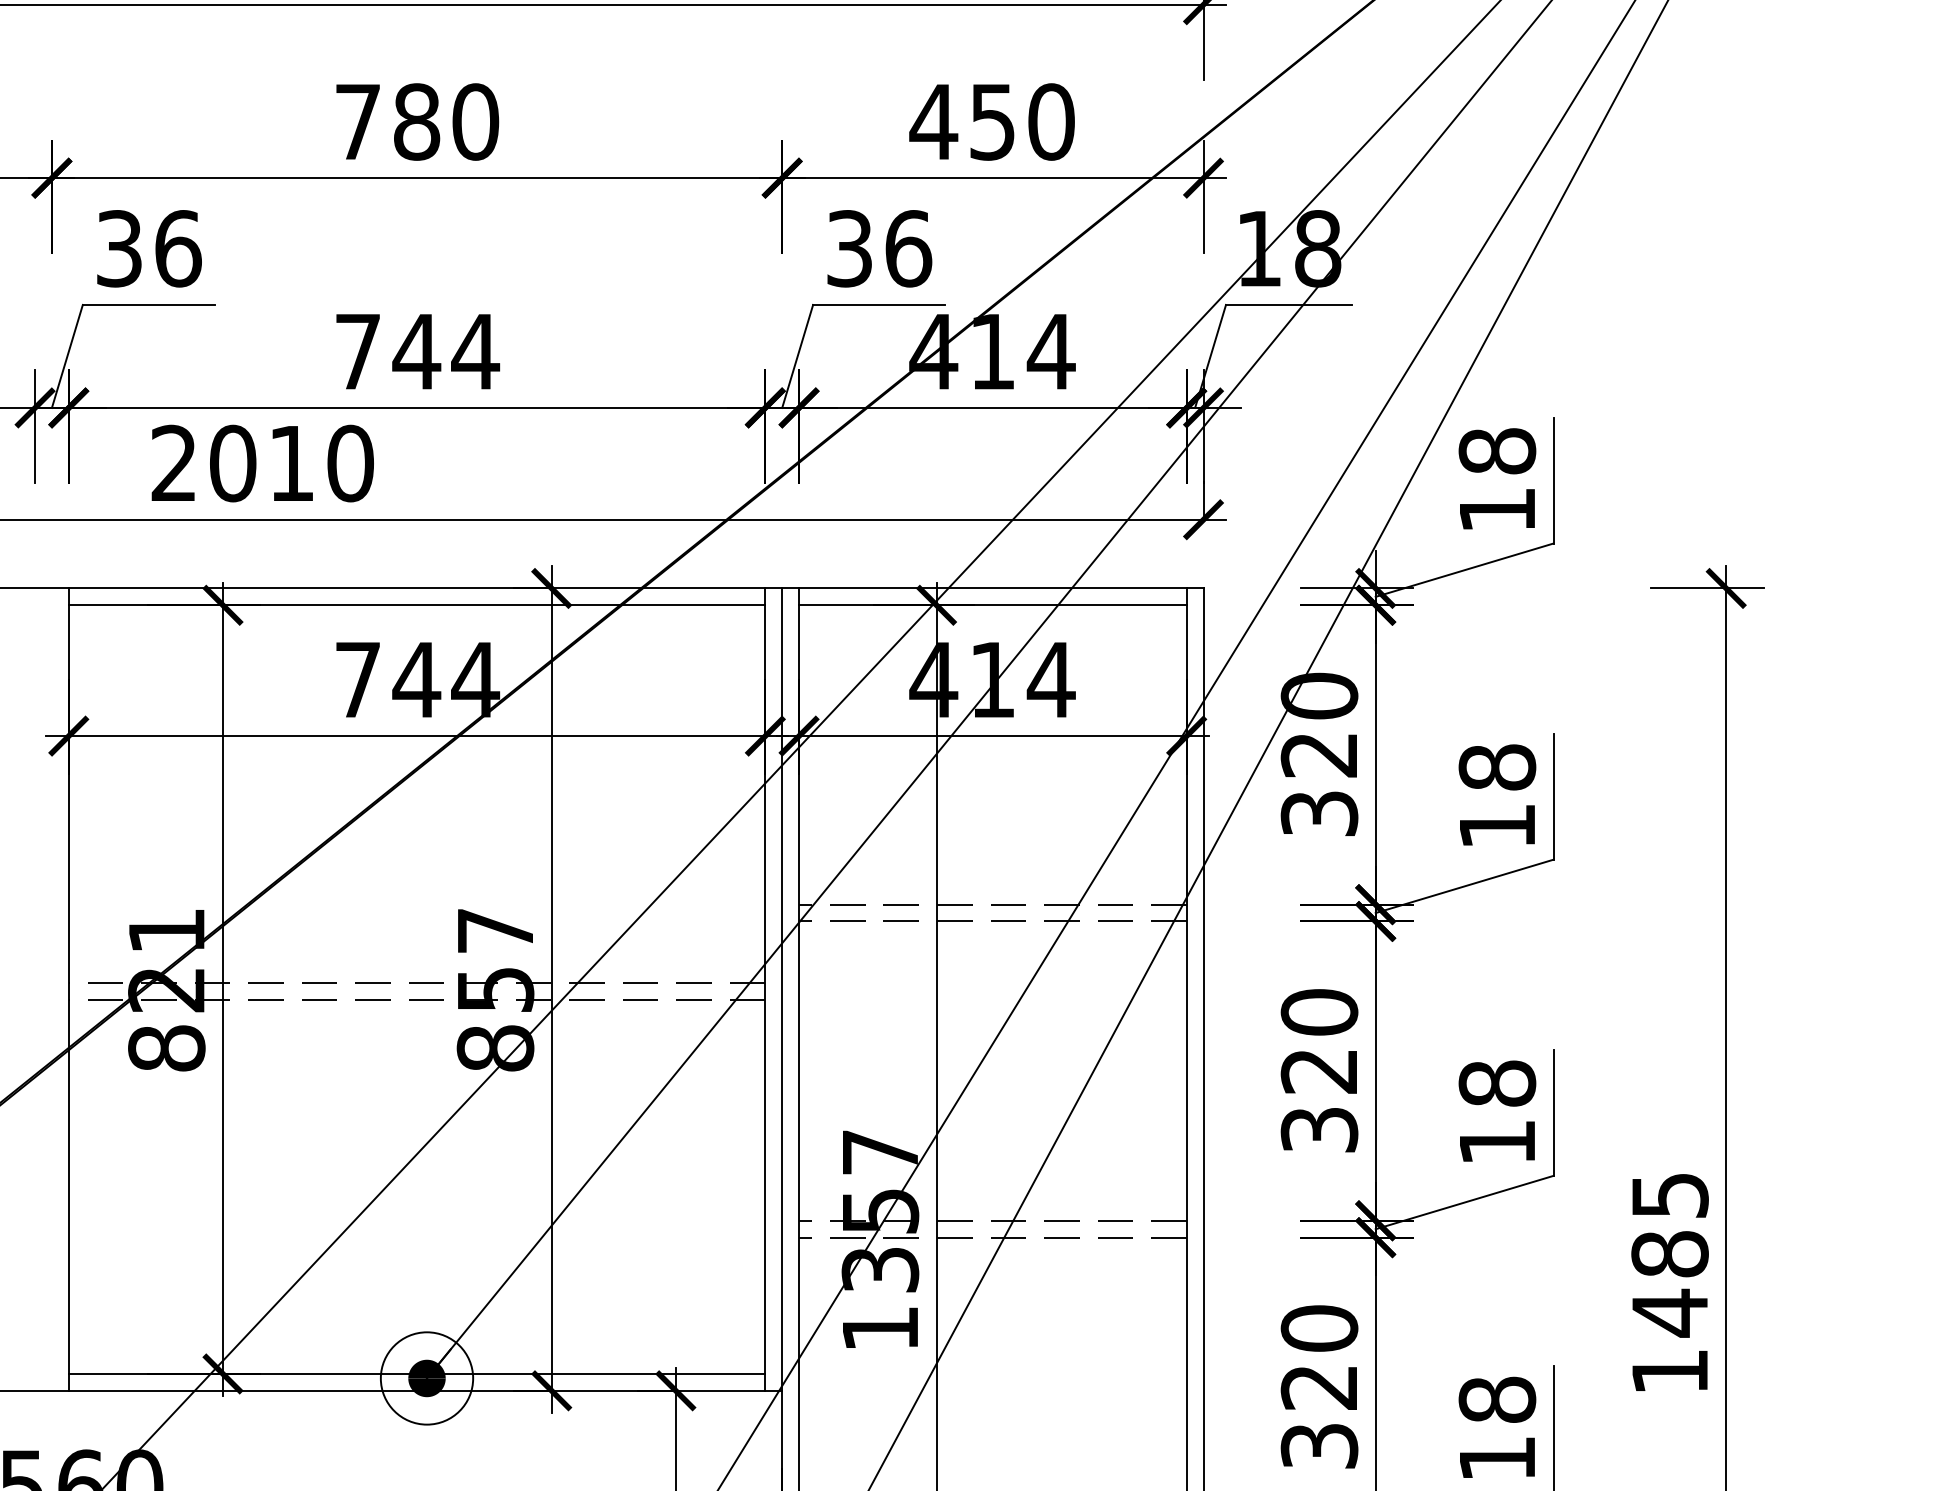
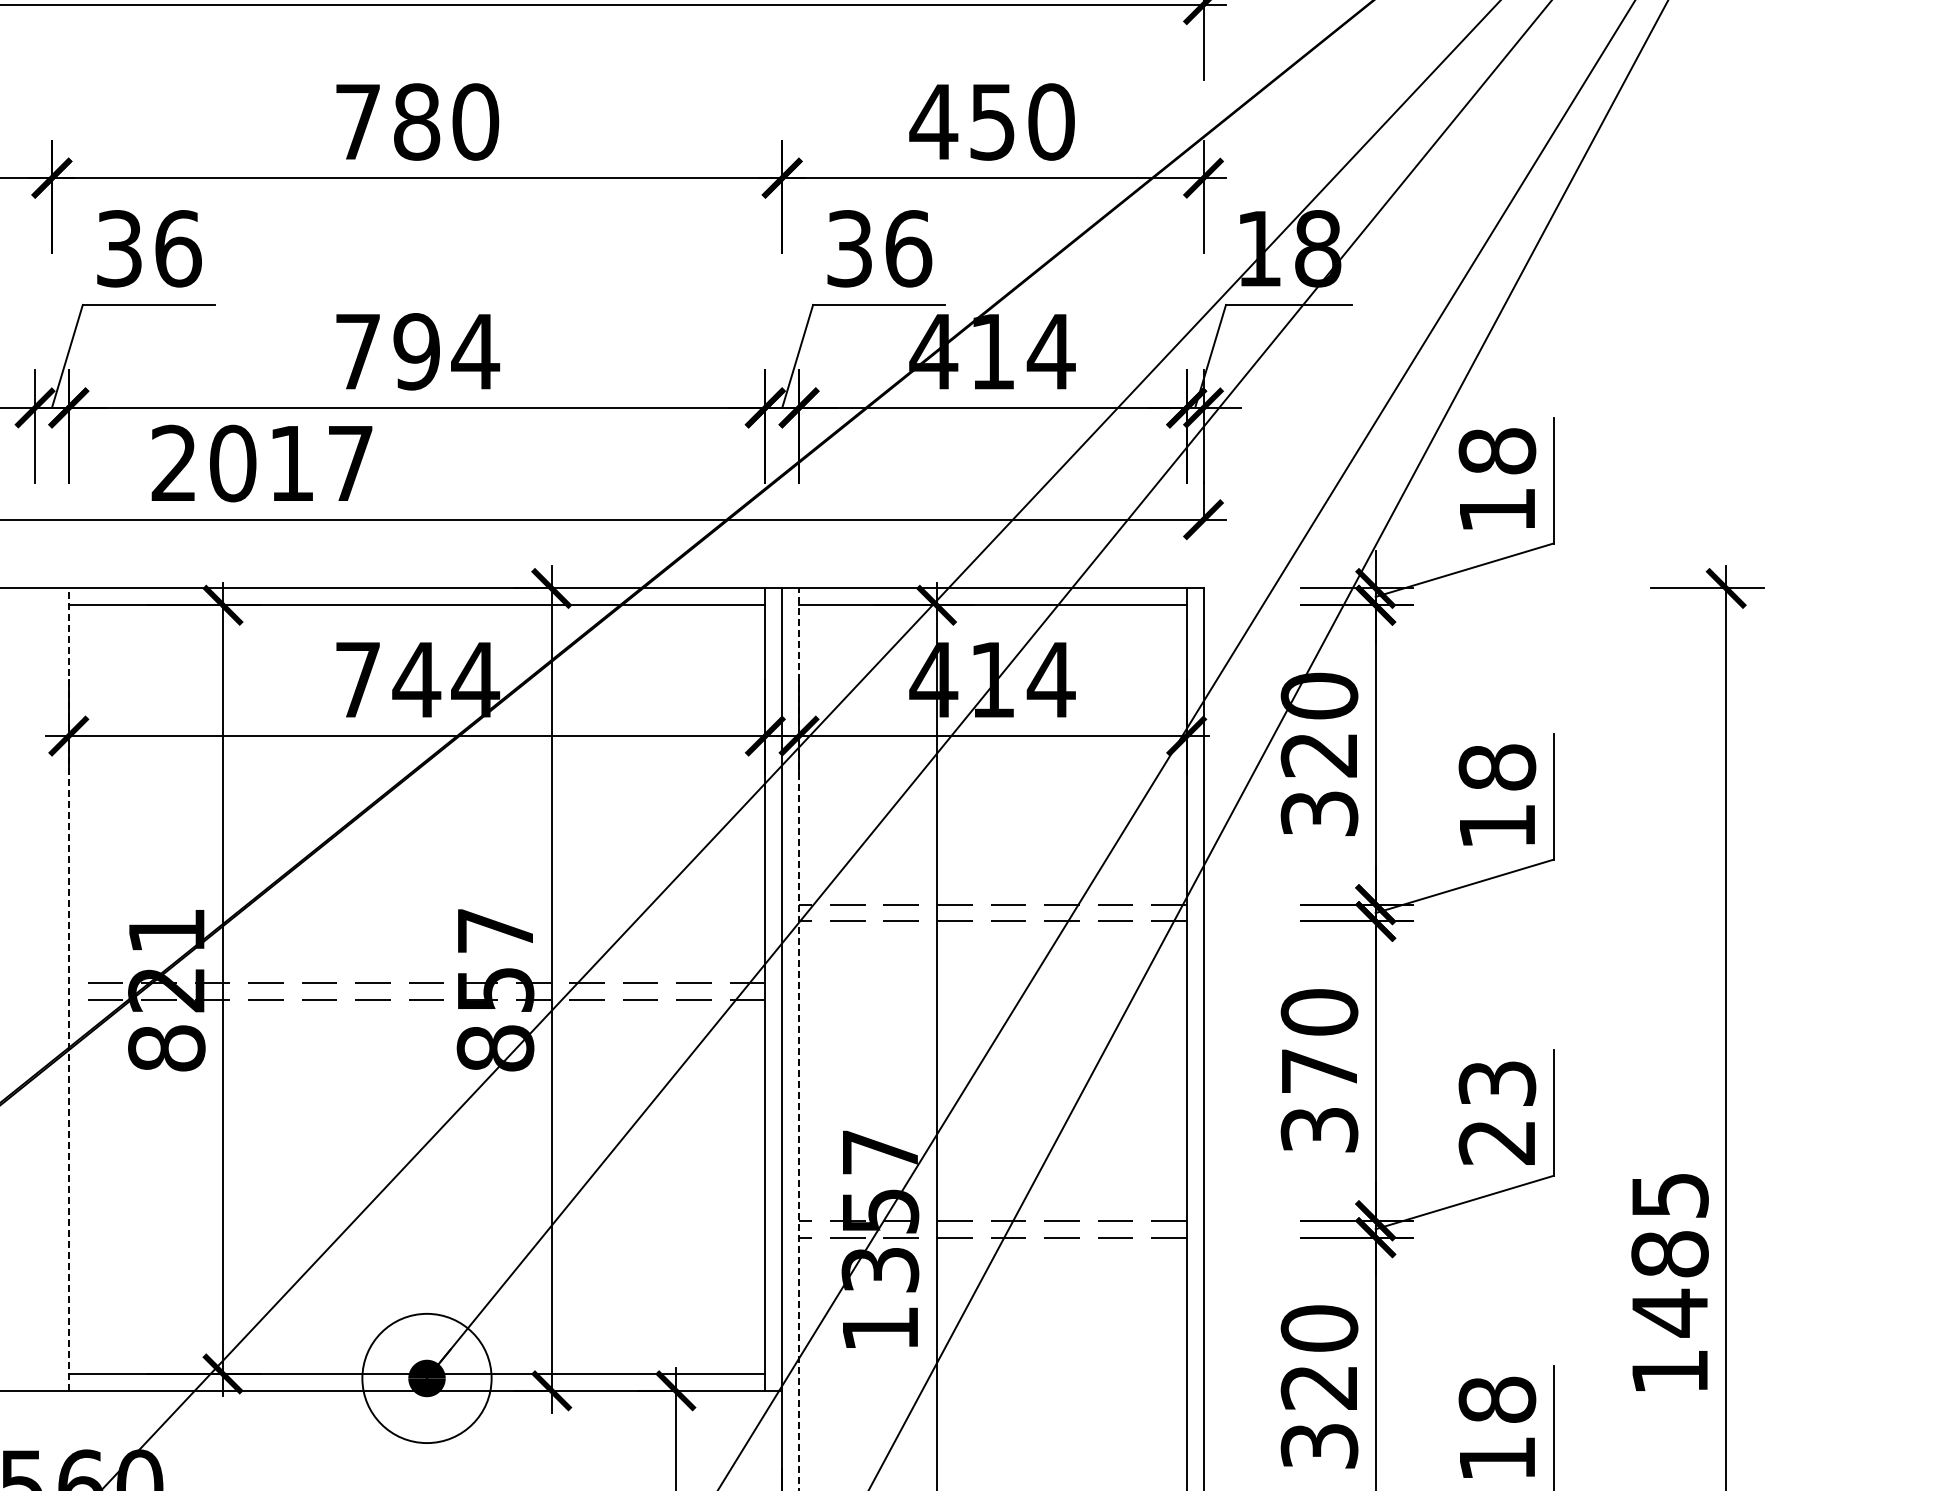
text: 744 -> 794 (416, 351)
text: 2010 -> 2017 (350, 463)
line: solid -> dashed (68, 989)
line: solid -> dashed (799, 1039)
text: 320 -> 370 (1318, 1071)
text: 18 -> 23 (1497, 1112)
circle diameter: 92 px -> 129 px (426, 1378)
